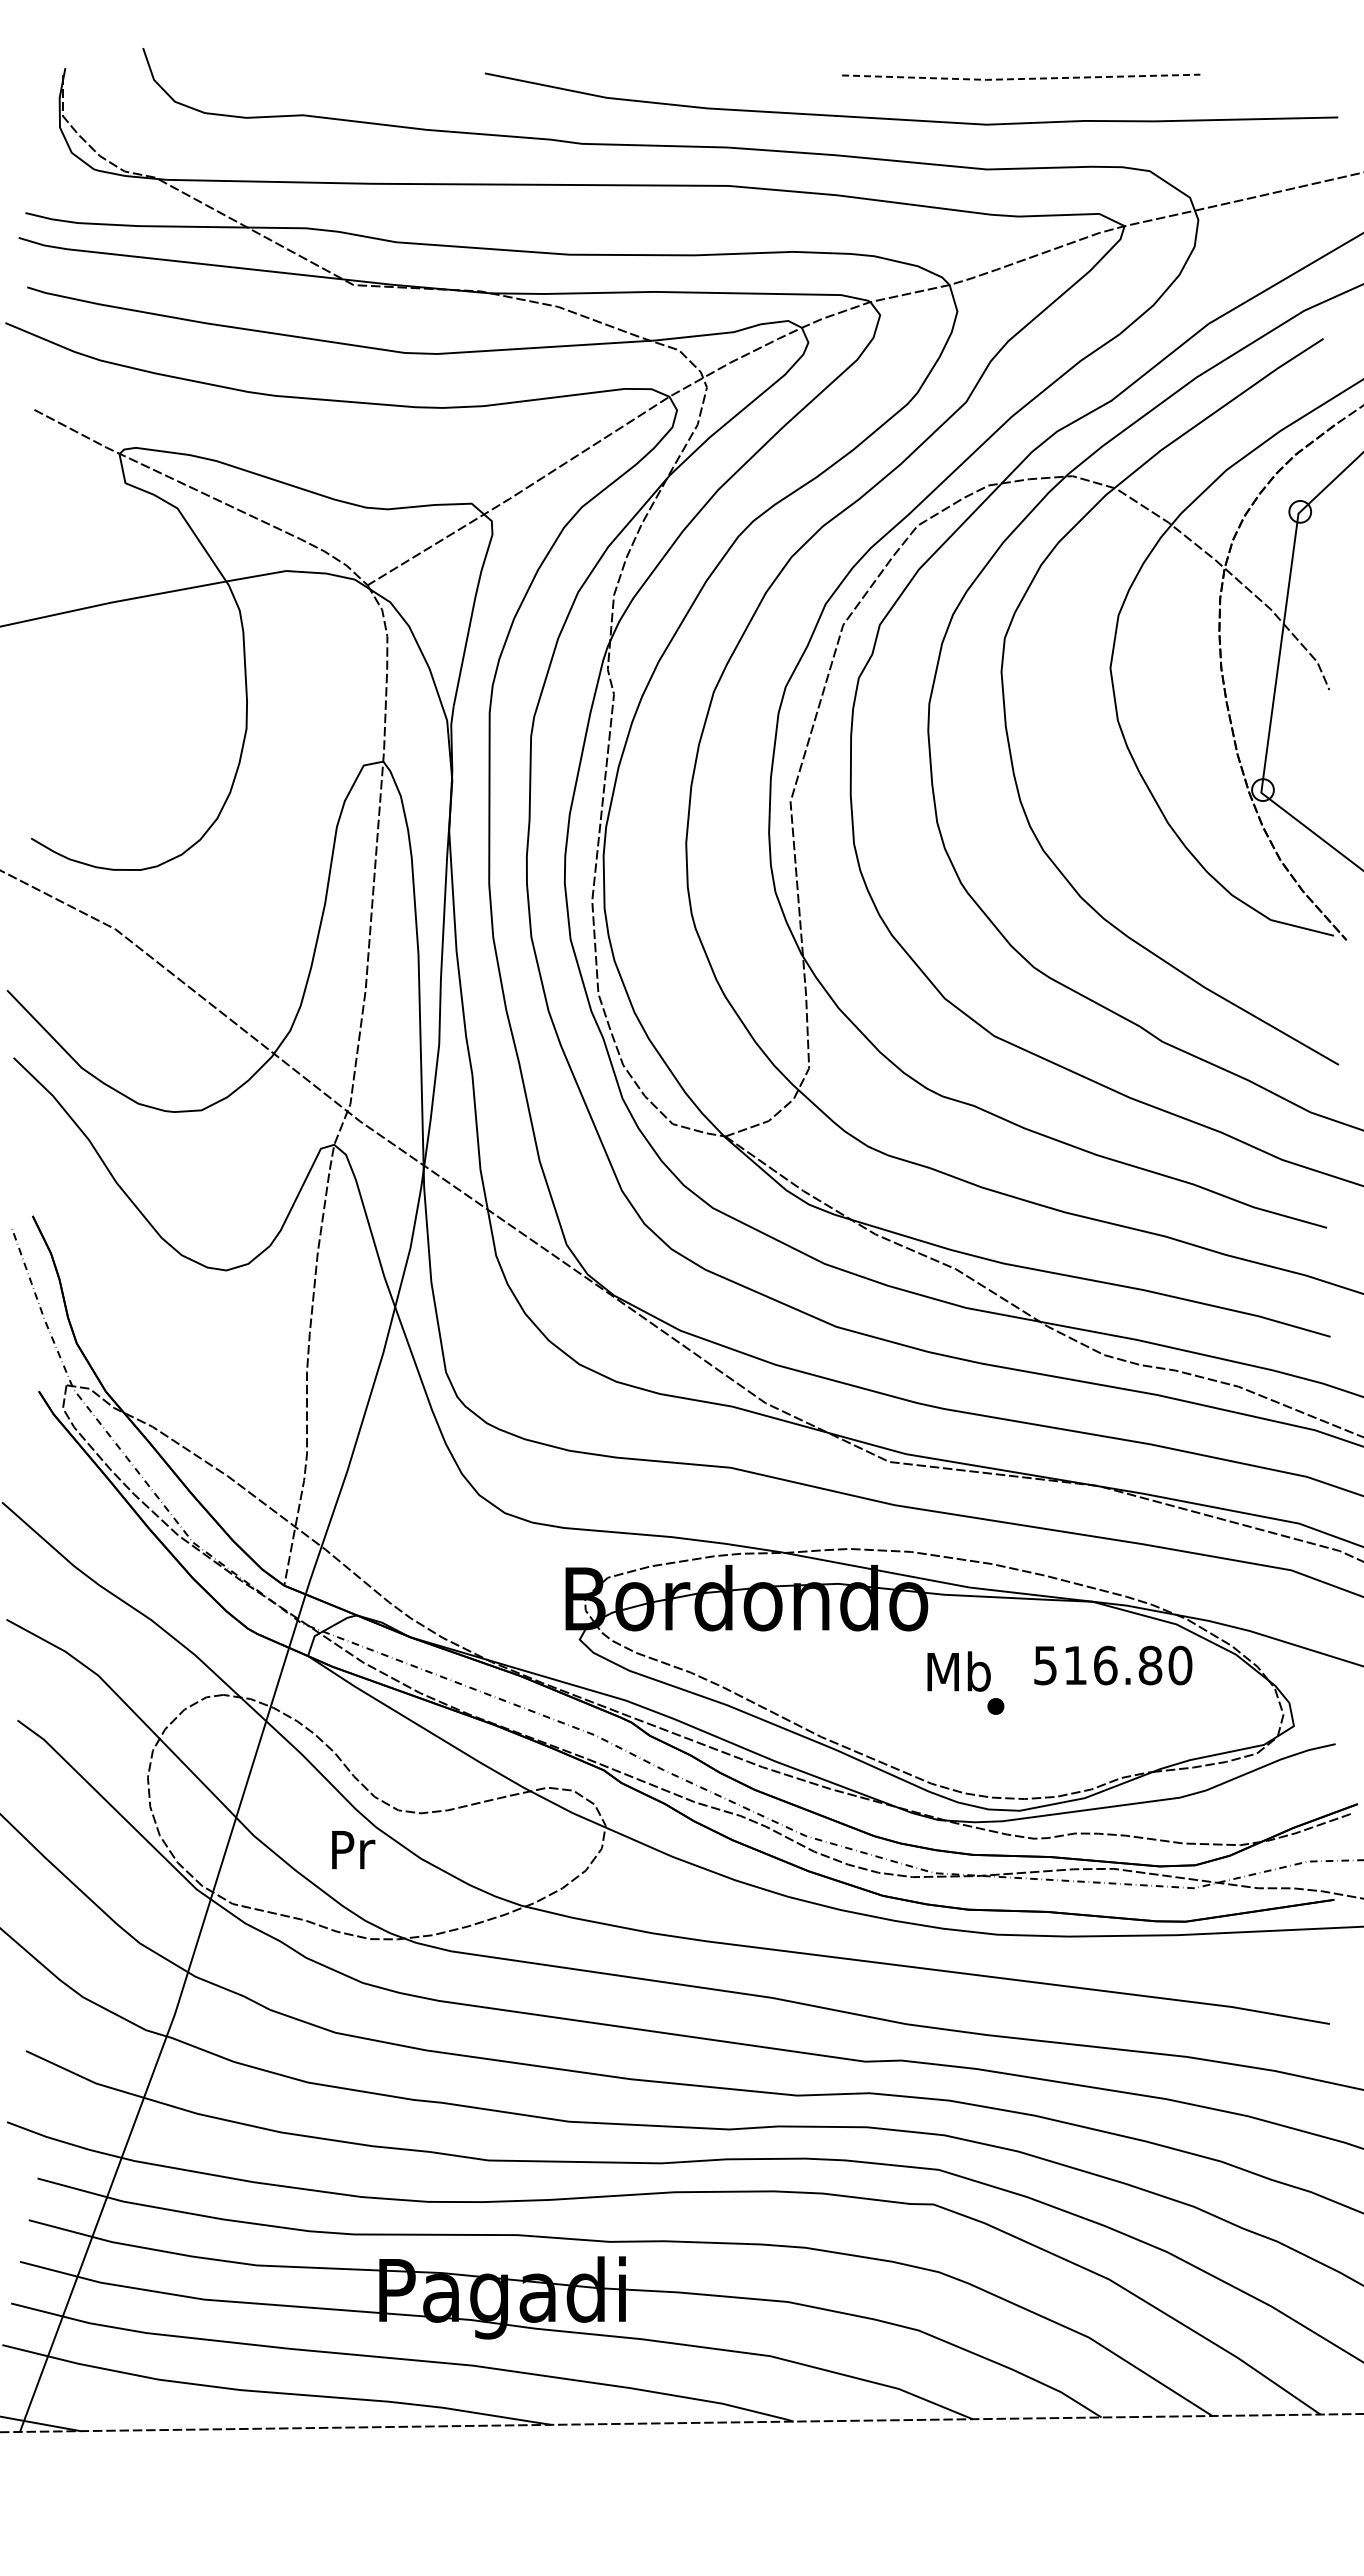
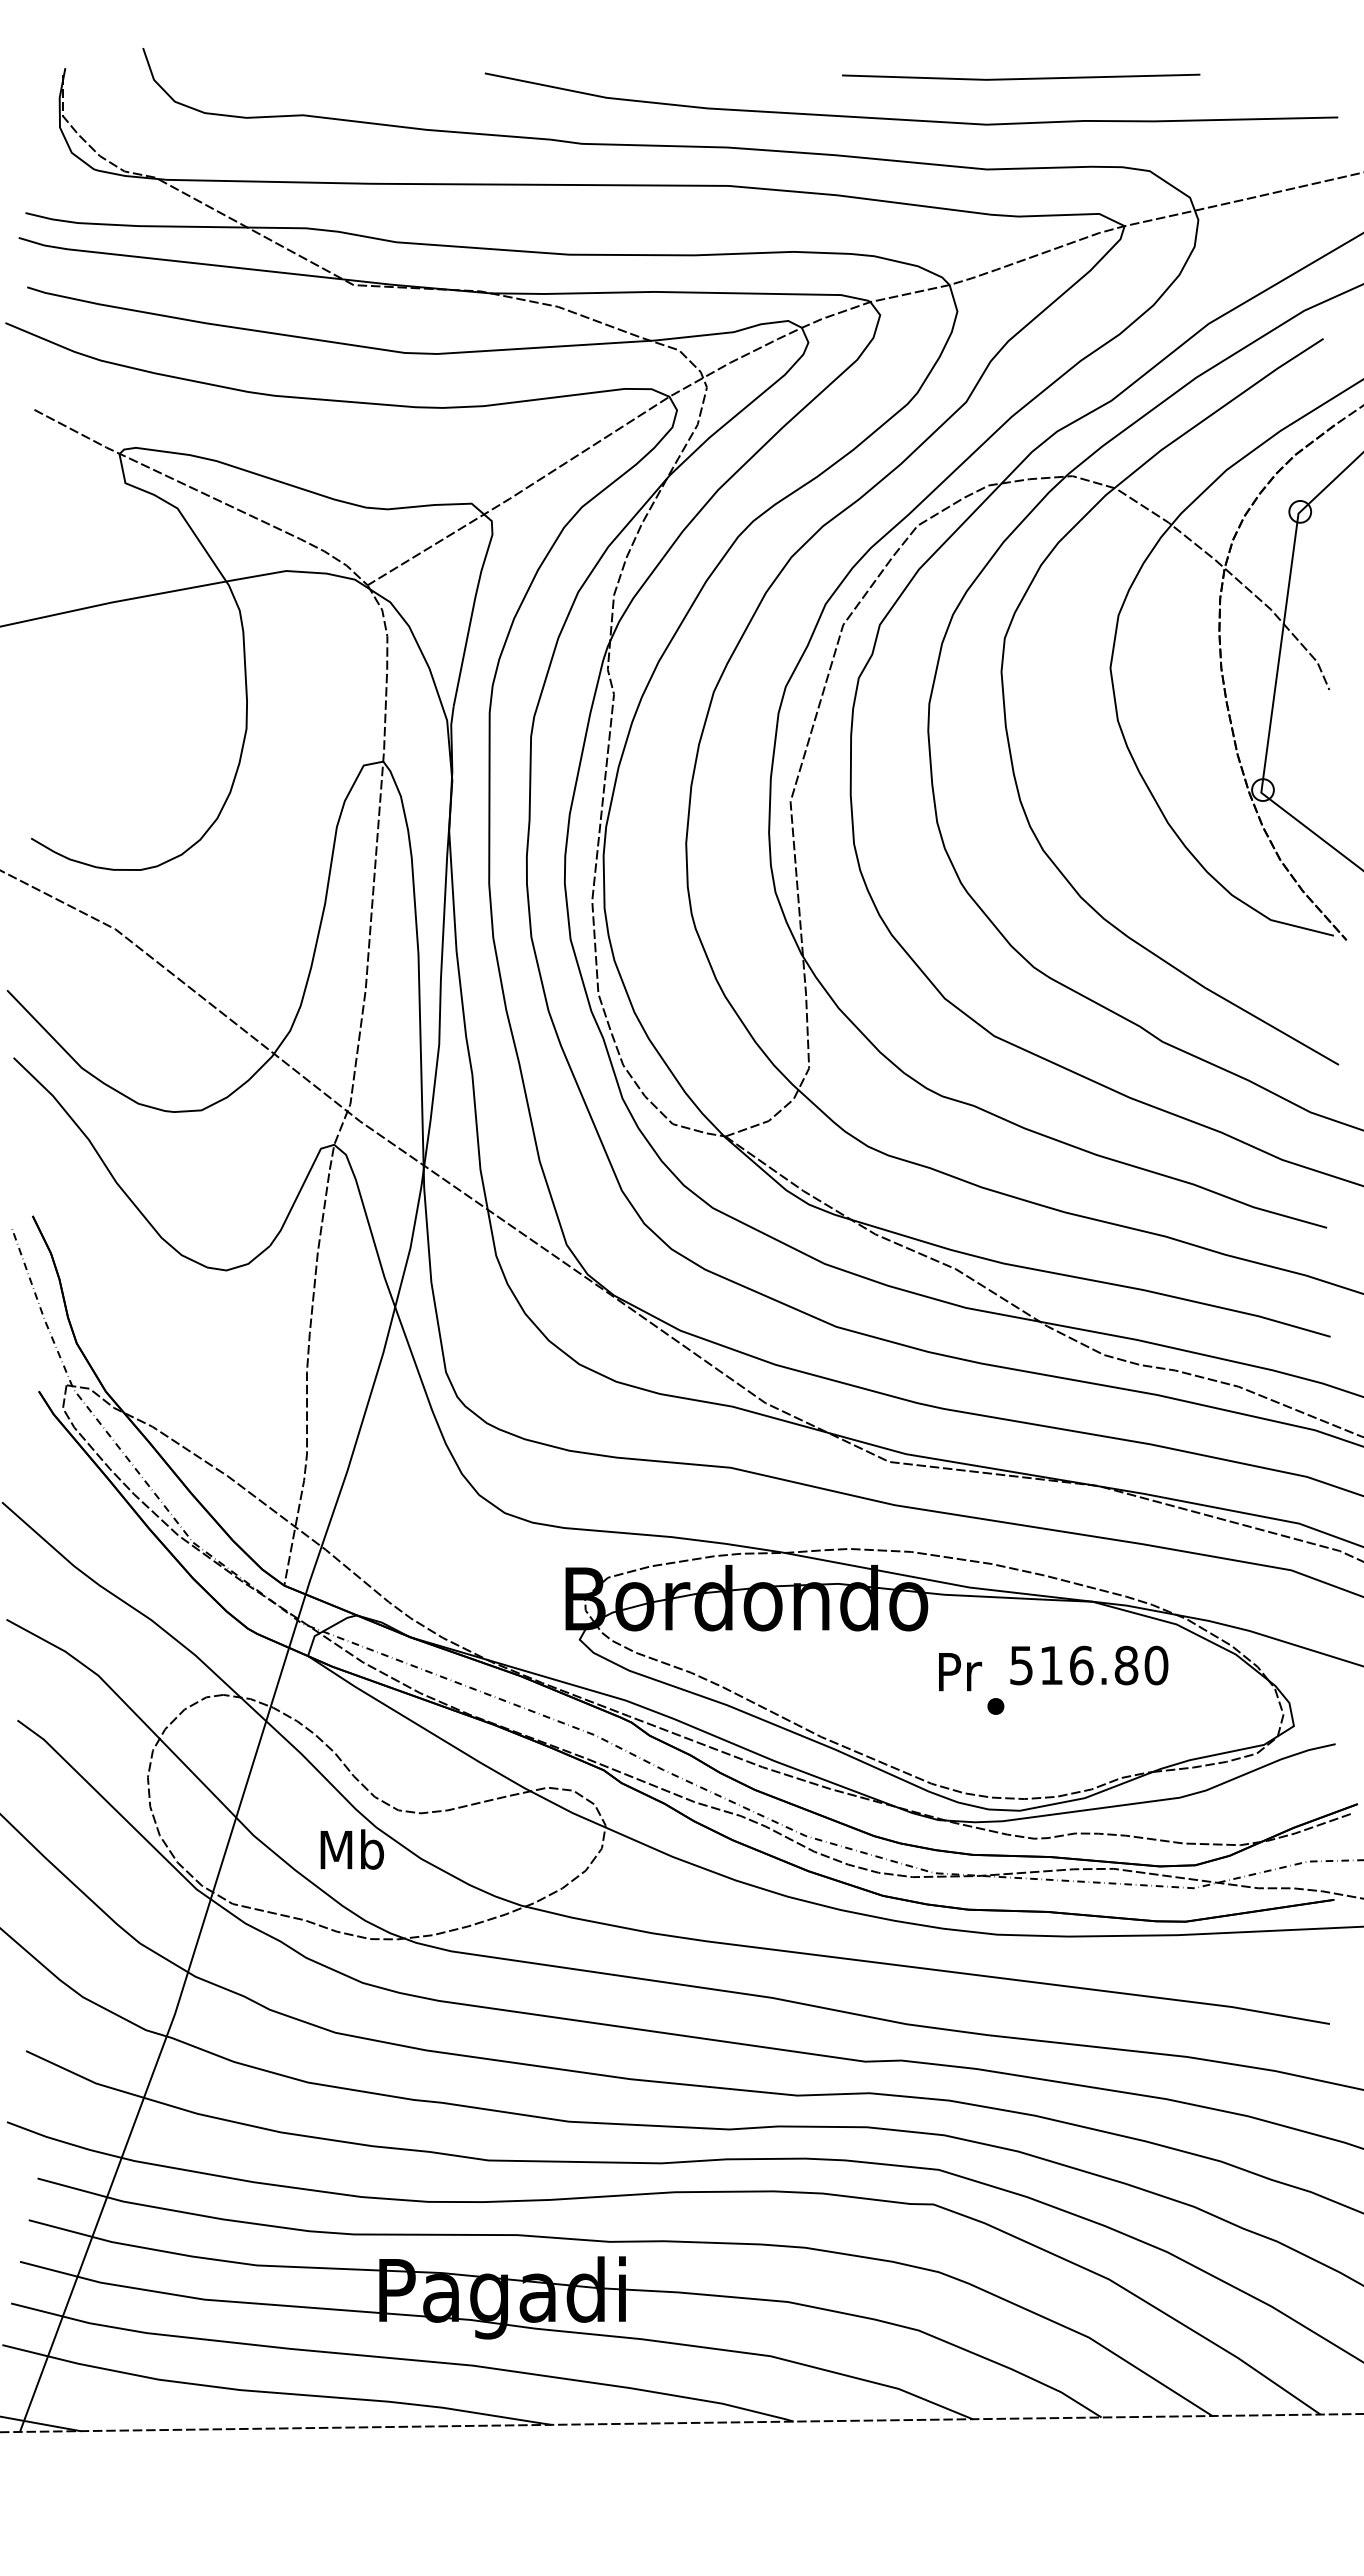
line: dashed -> solid (1021, 79)
text position: (1113, 1665) -> (1089, 1665) (1089, 1665)
text: Mb -> Pr (958, 1671)
text: Pr -> Mb (352, 1849)
